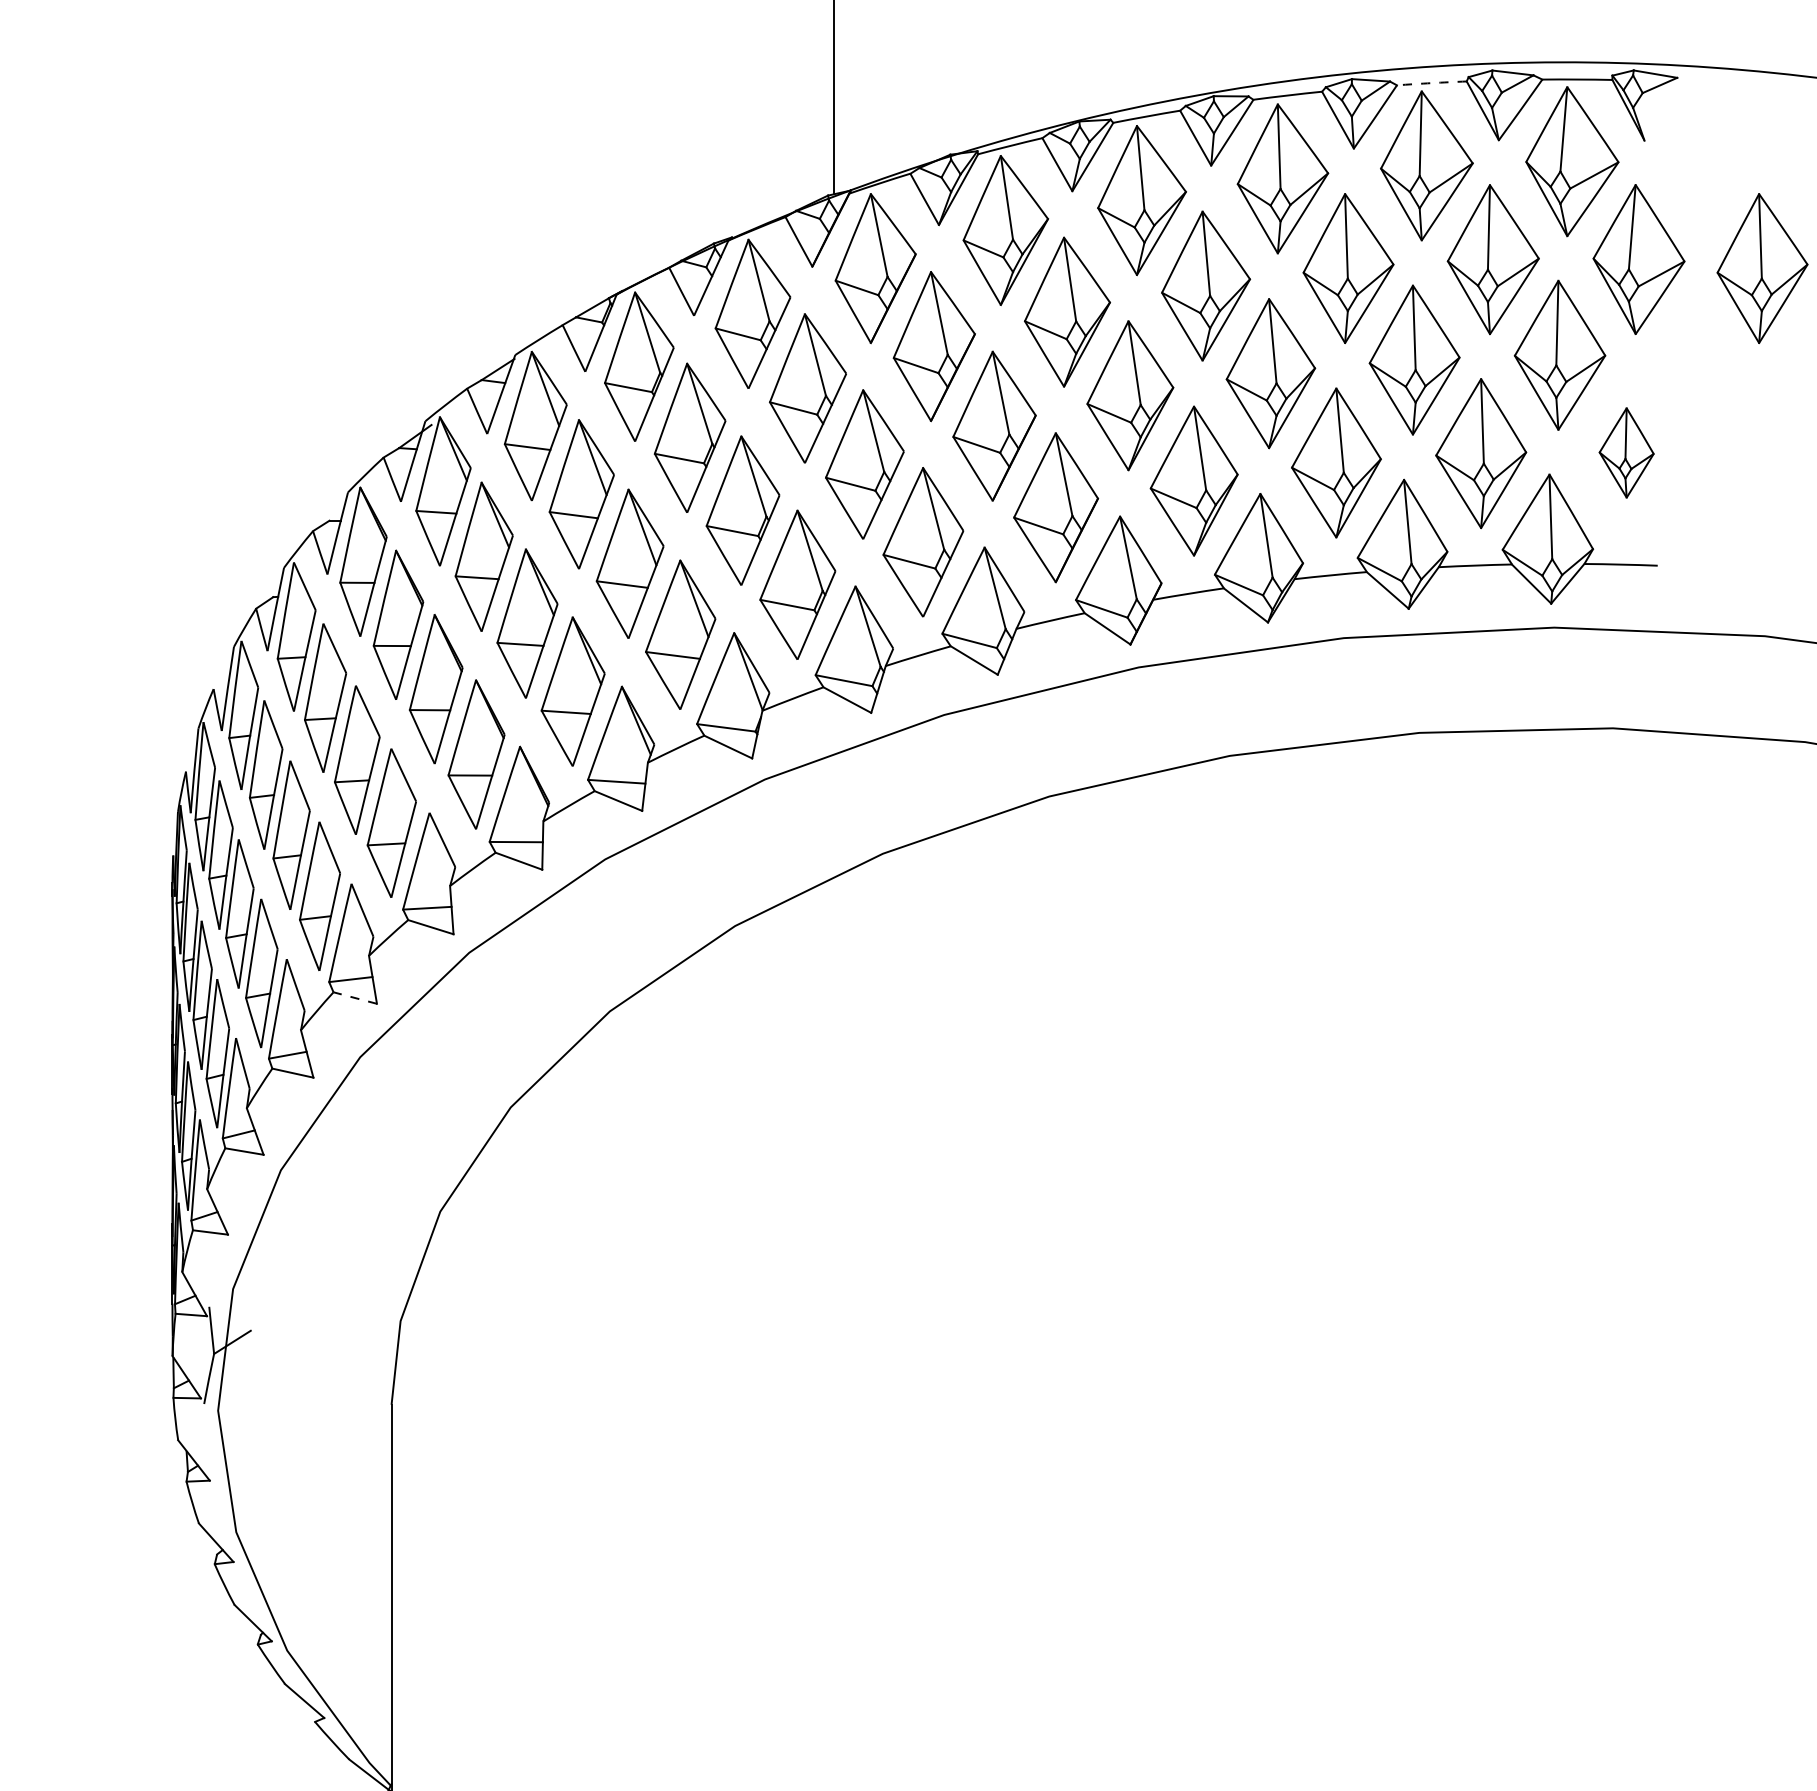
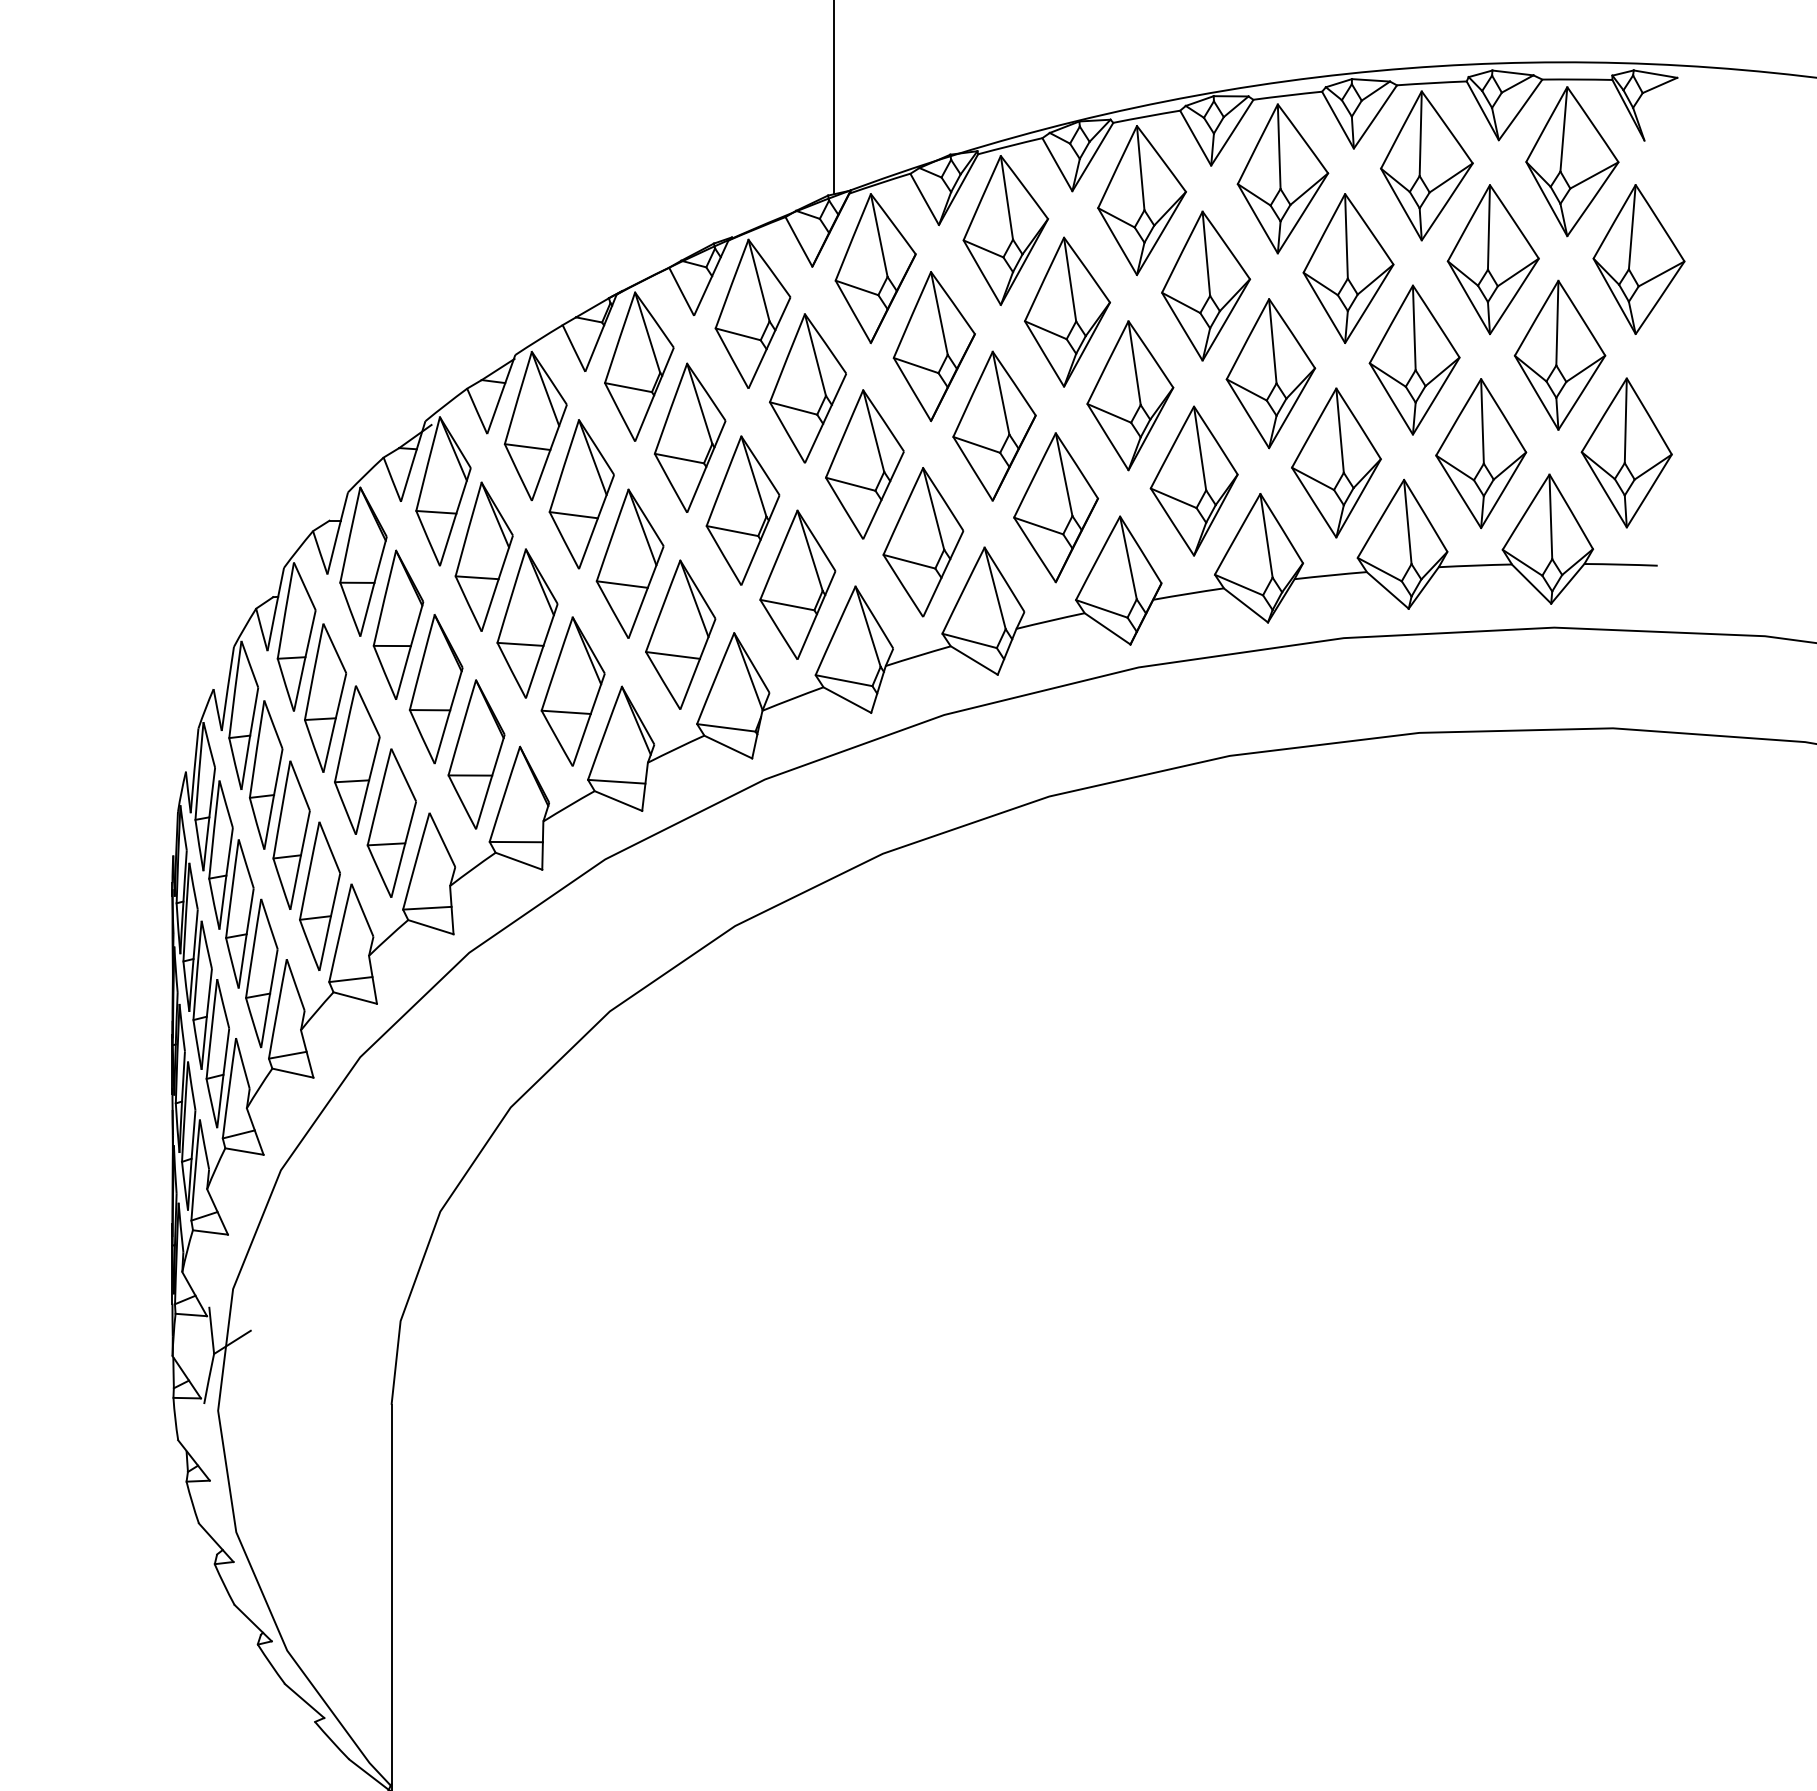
arc: dashed -> solid (1431, 83)
part: present -> none (1762, 268)
part size: 57x92 px -> 93x152 px (1626, 452)
line: dashed -> solid (354, 997)
